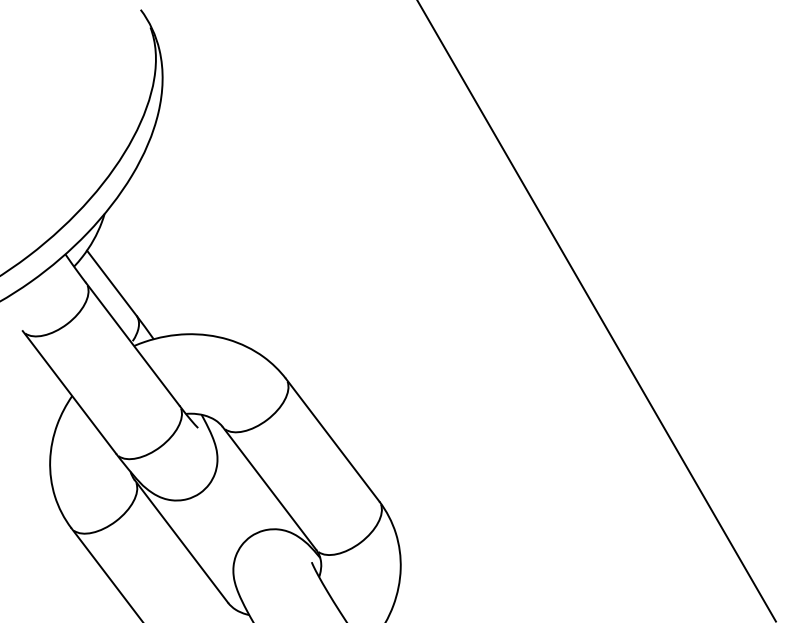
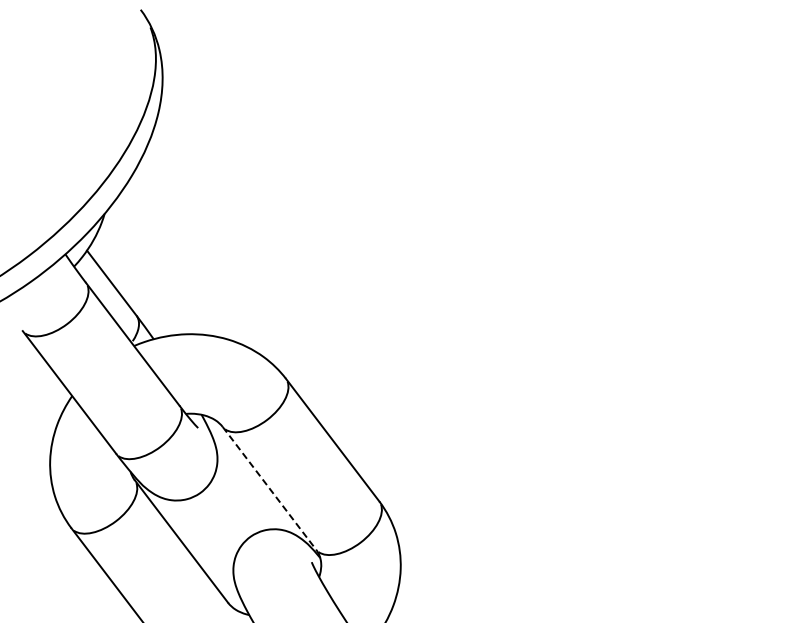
line: present -> none (596, 310)
line: solid -> dashed (269, 488)
